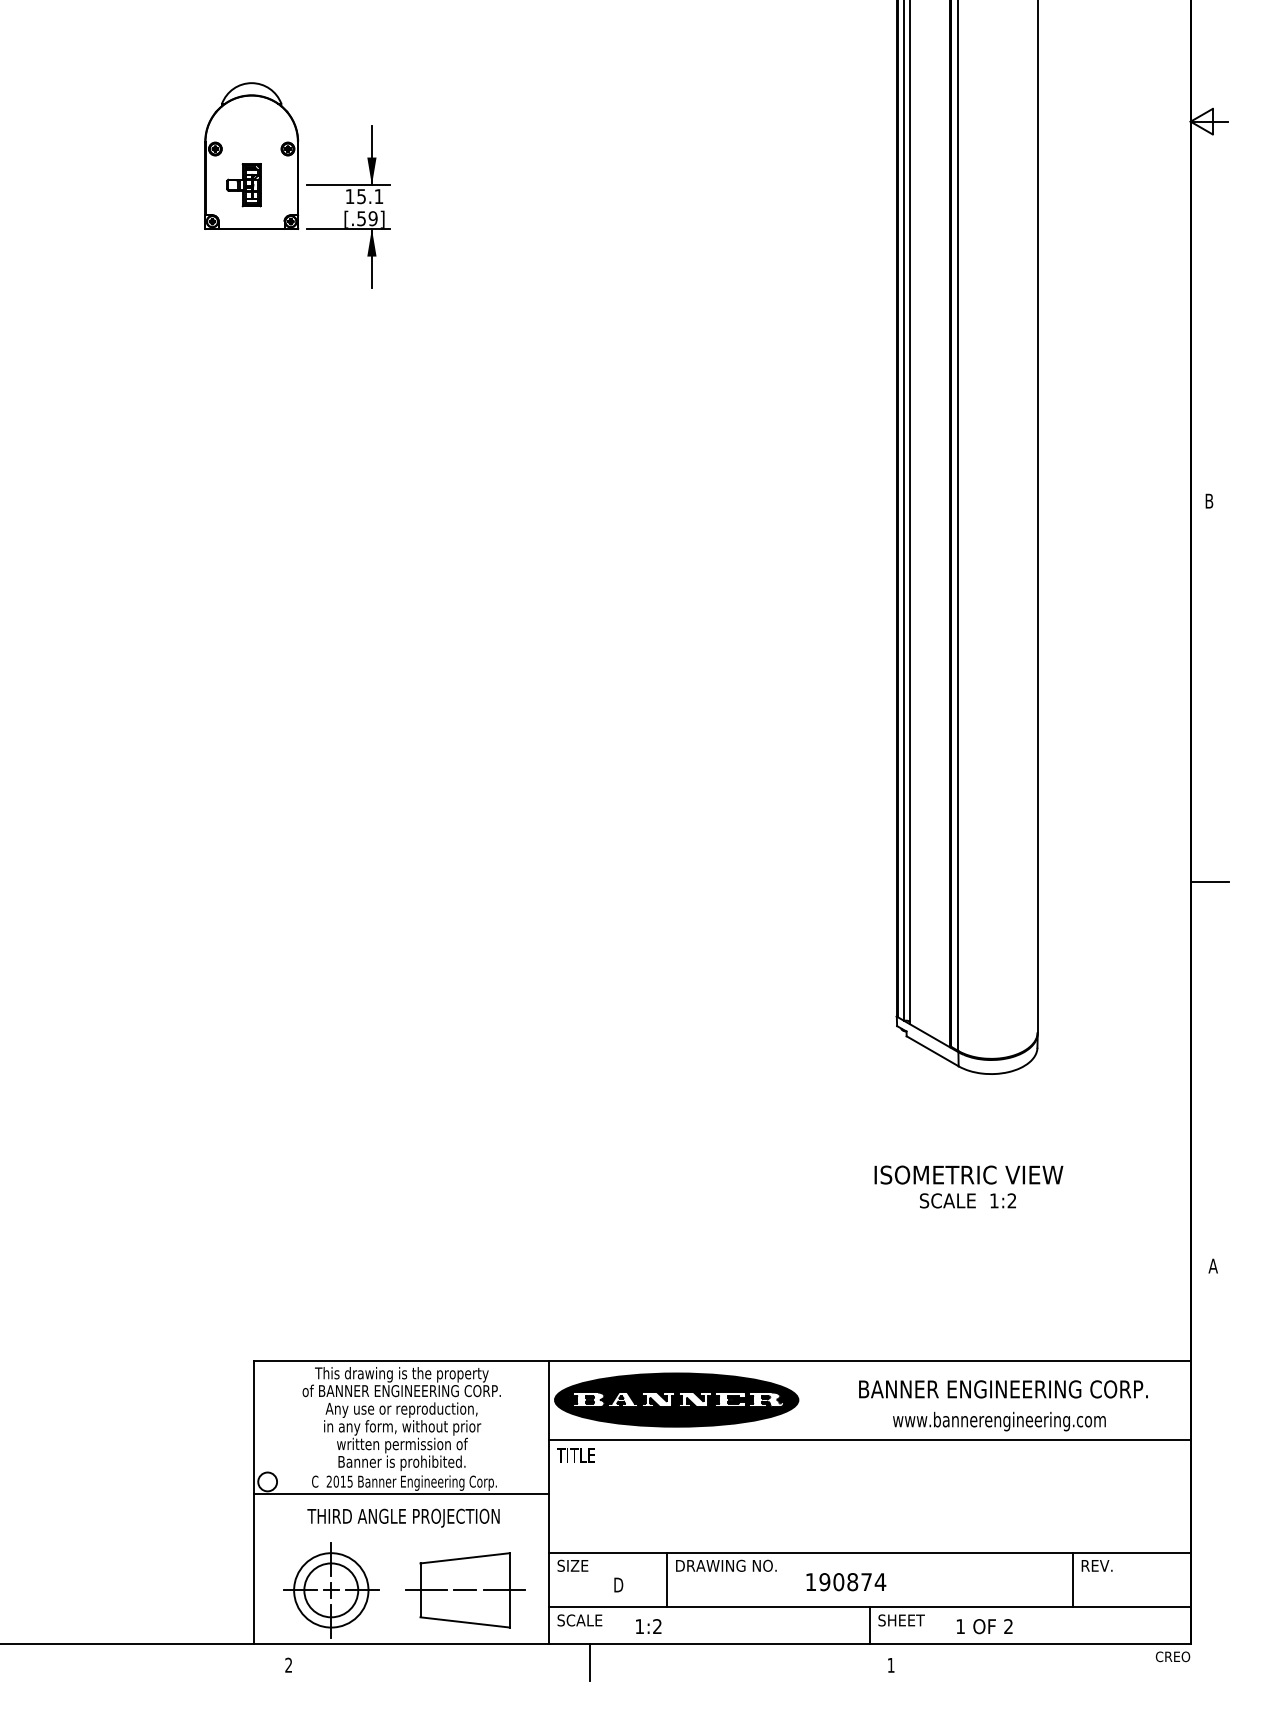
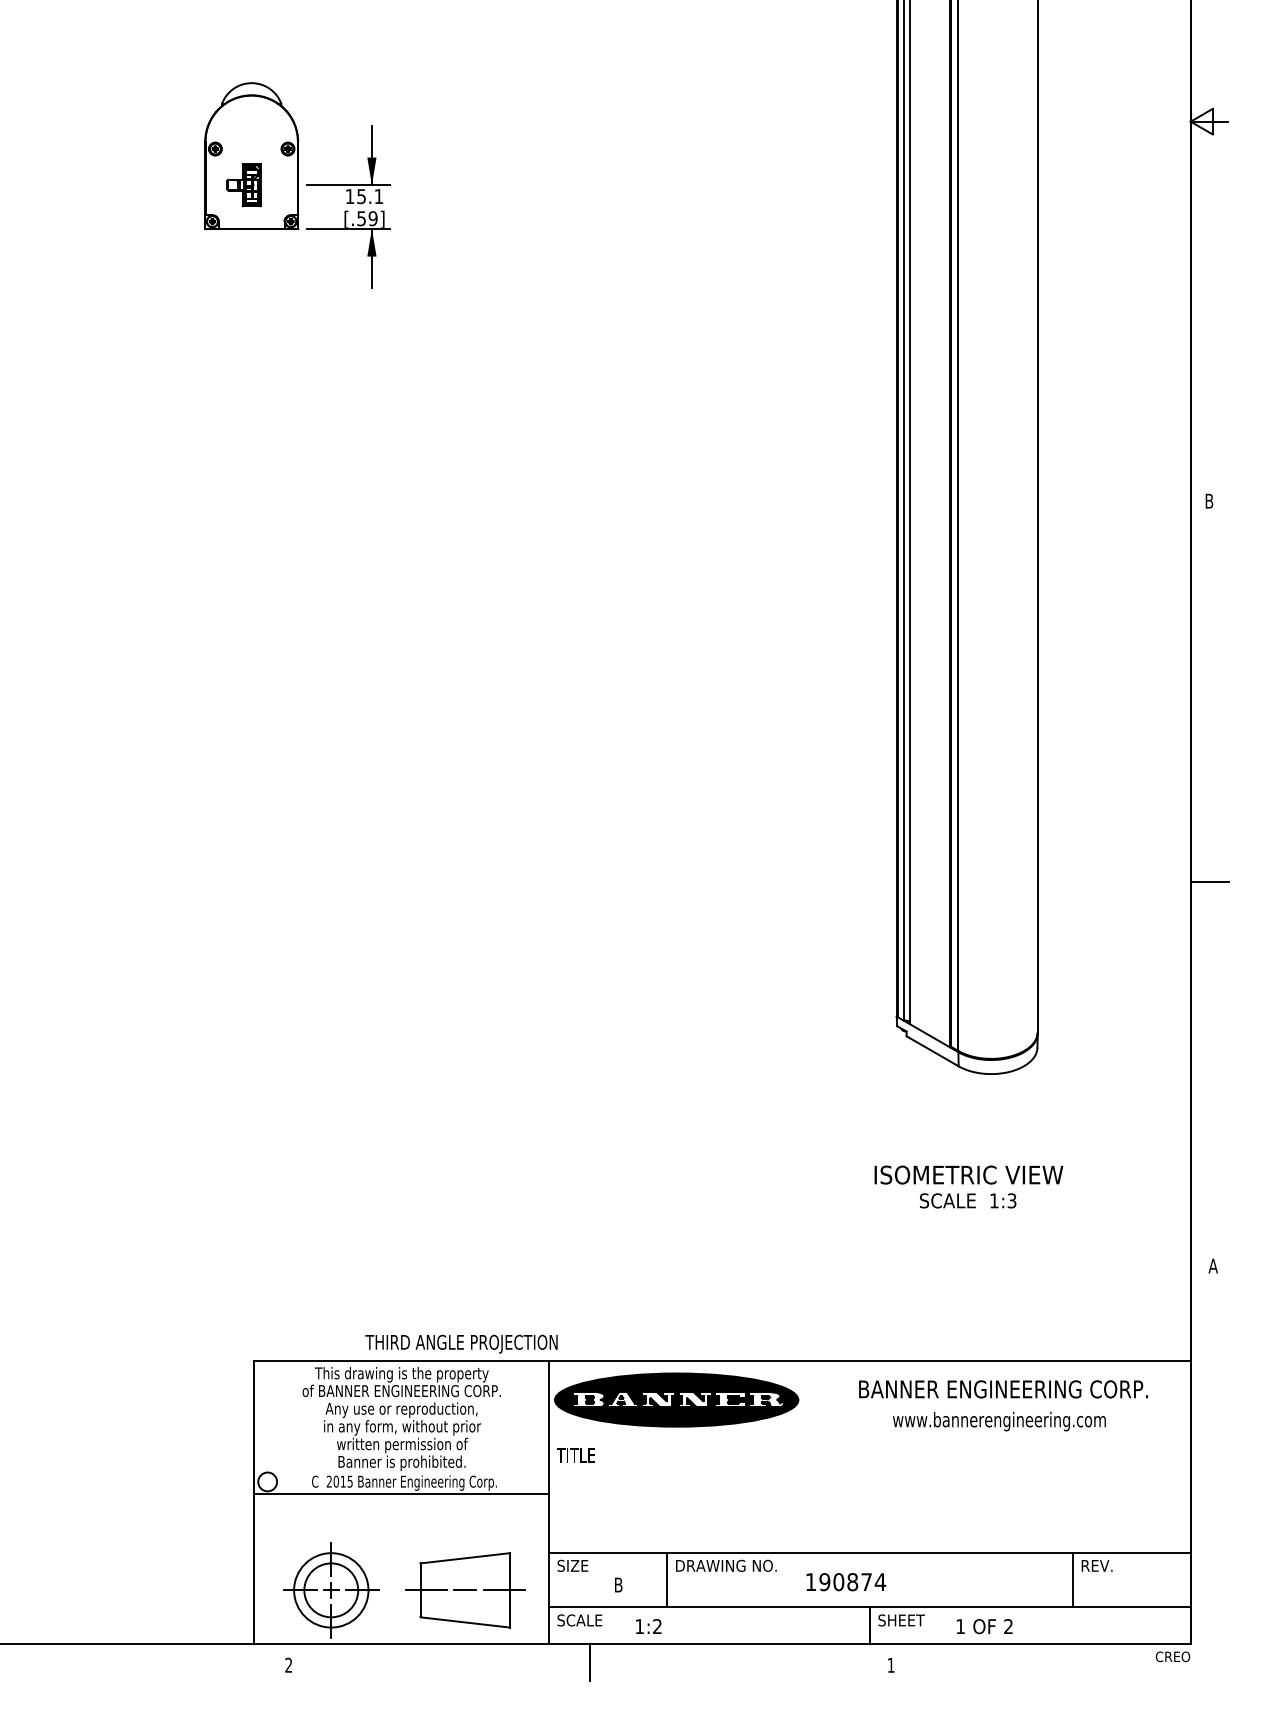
text: 1:2 -> 1:3 (1011, 1200)
line: present -> none (869, 1440)
text position: (403, 1517) -> (461, 1343) (461, 1343)
text: D -> B (618, 1584)
